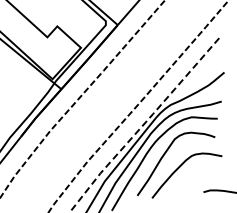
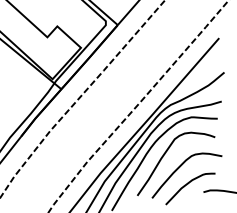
line: dashed -> solid (143, 125)
curve: none -> present (188, 184)
